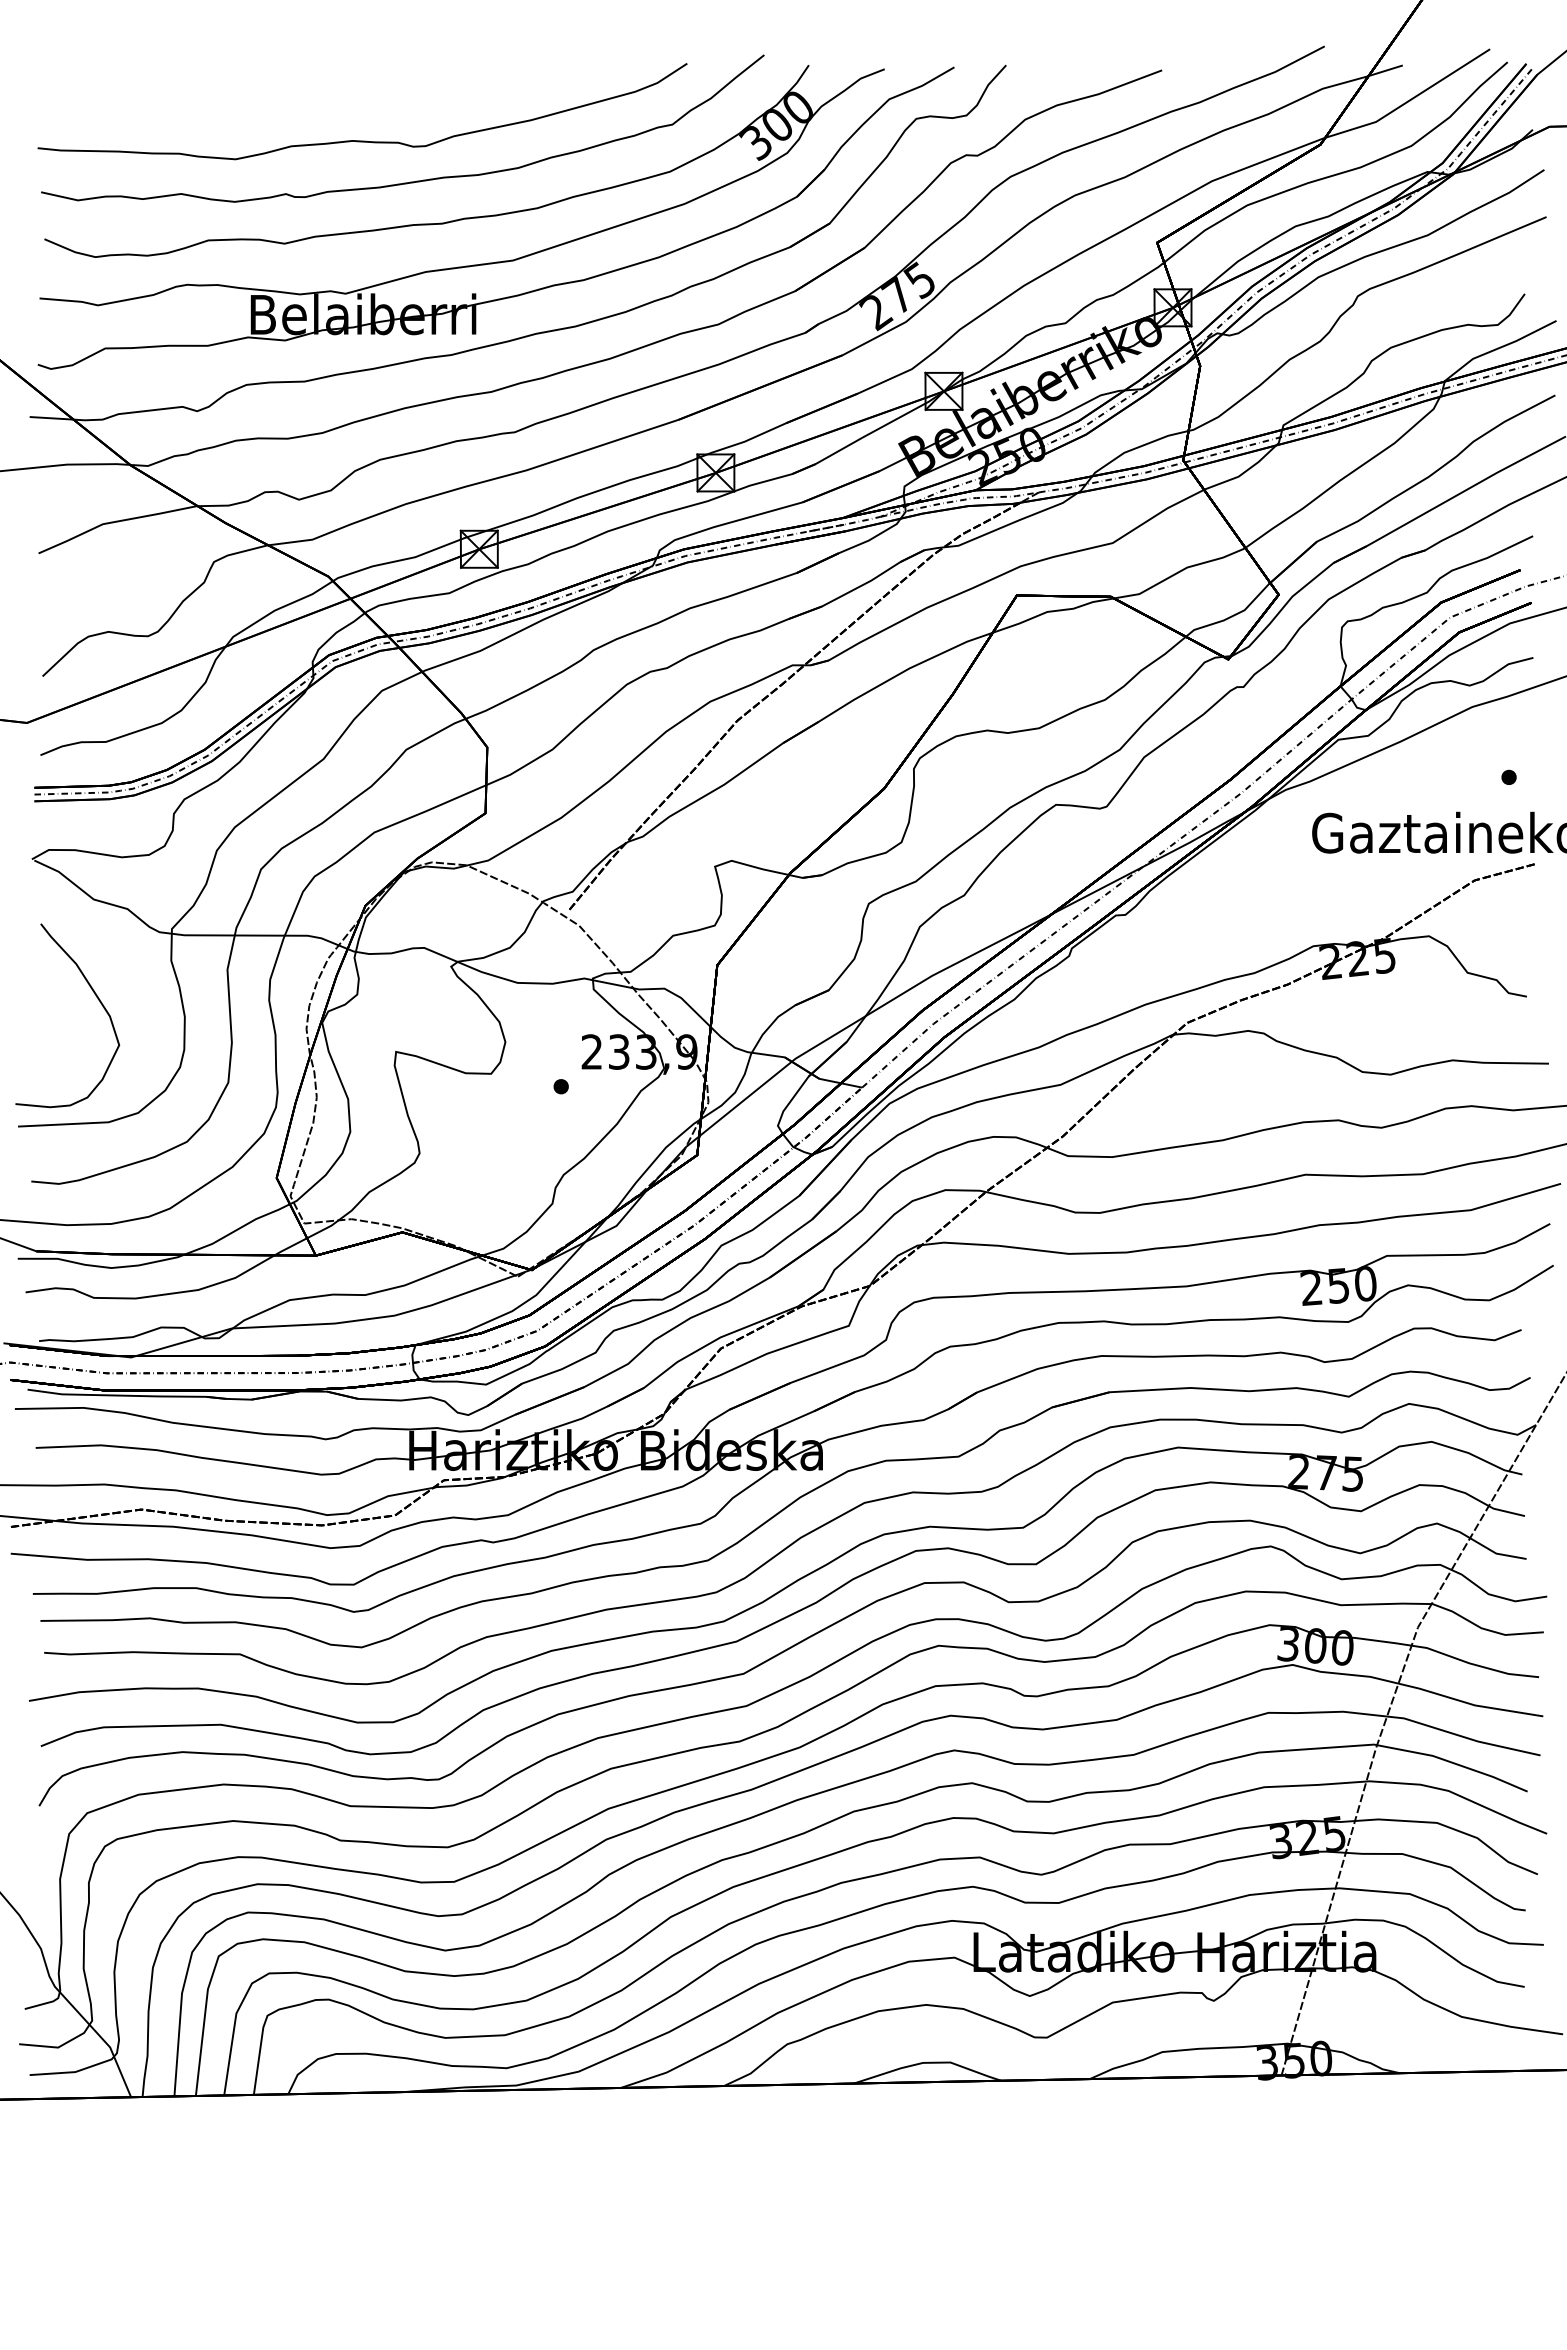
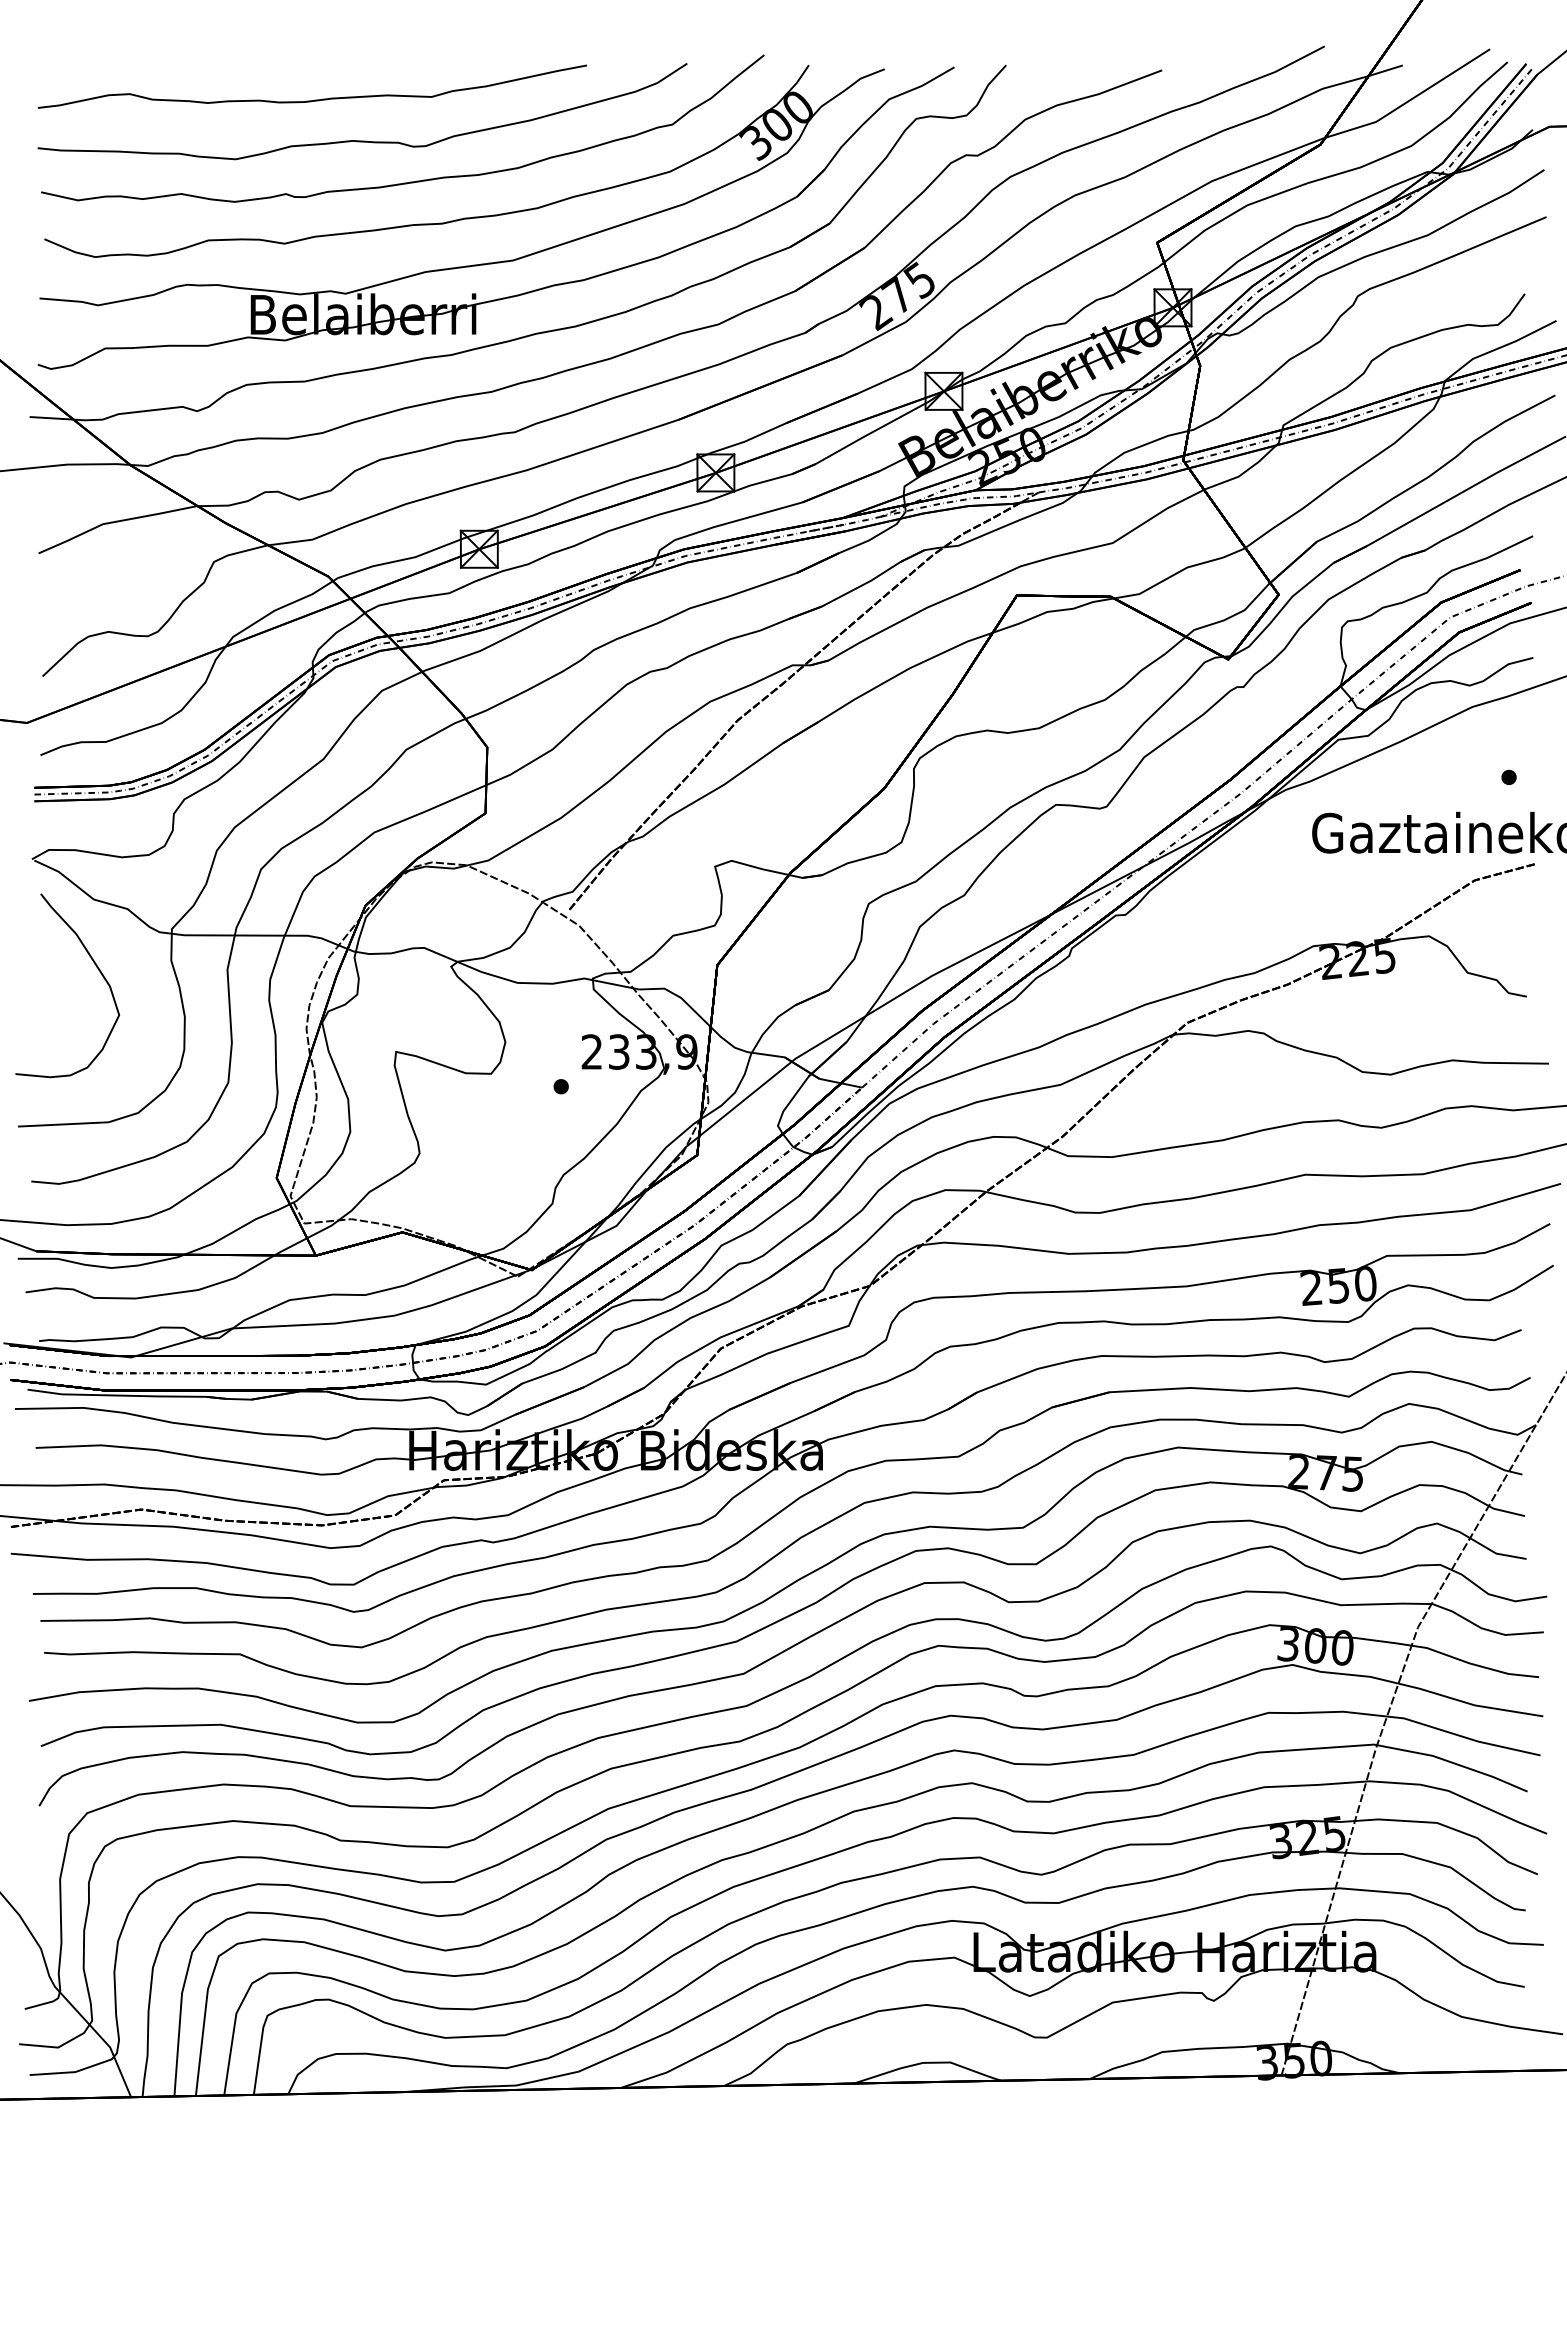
curve: none -> present (314, 99)
curve position: (96, 997) -> (96, 967) (96, 967)
